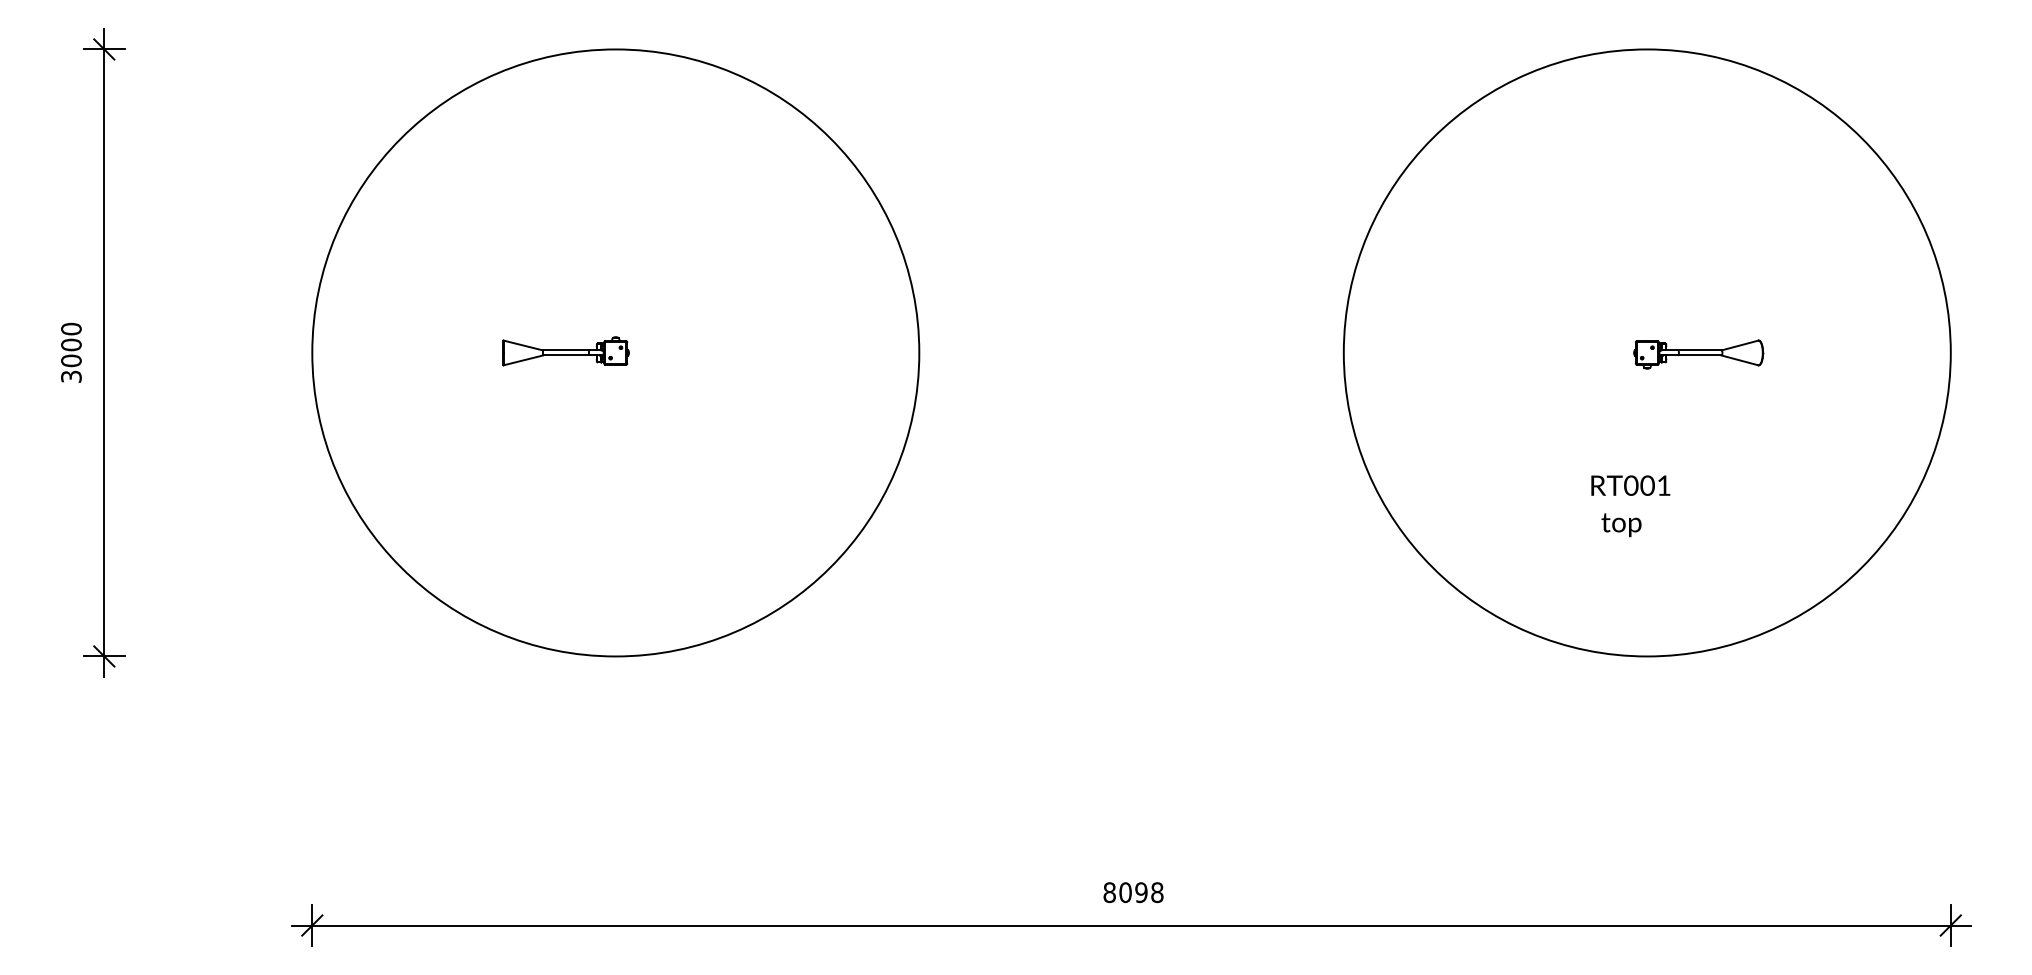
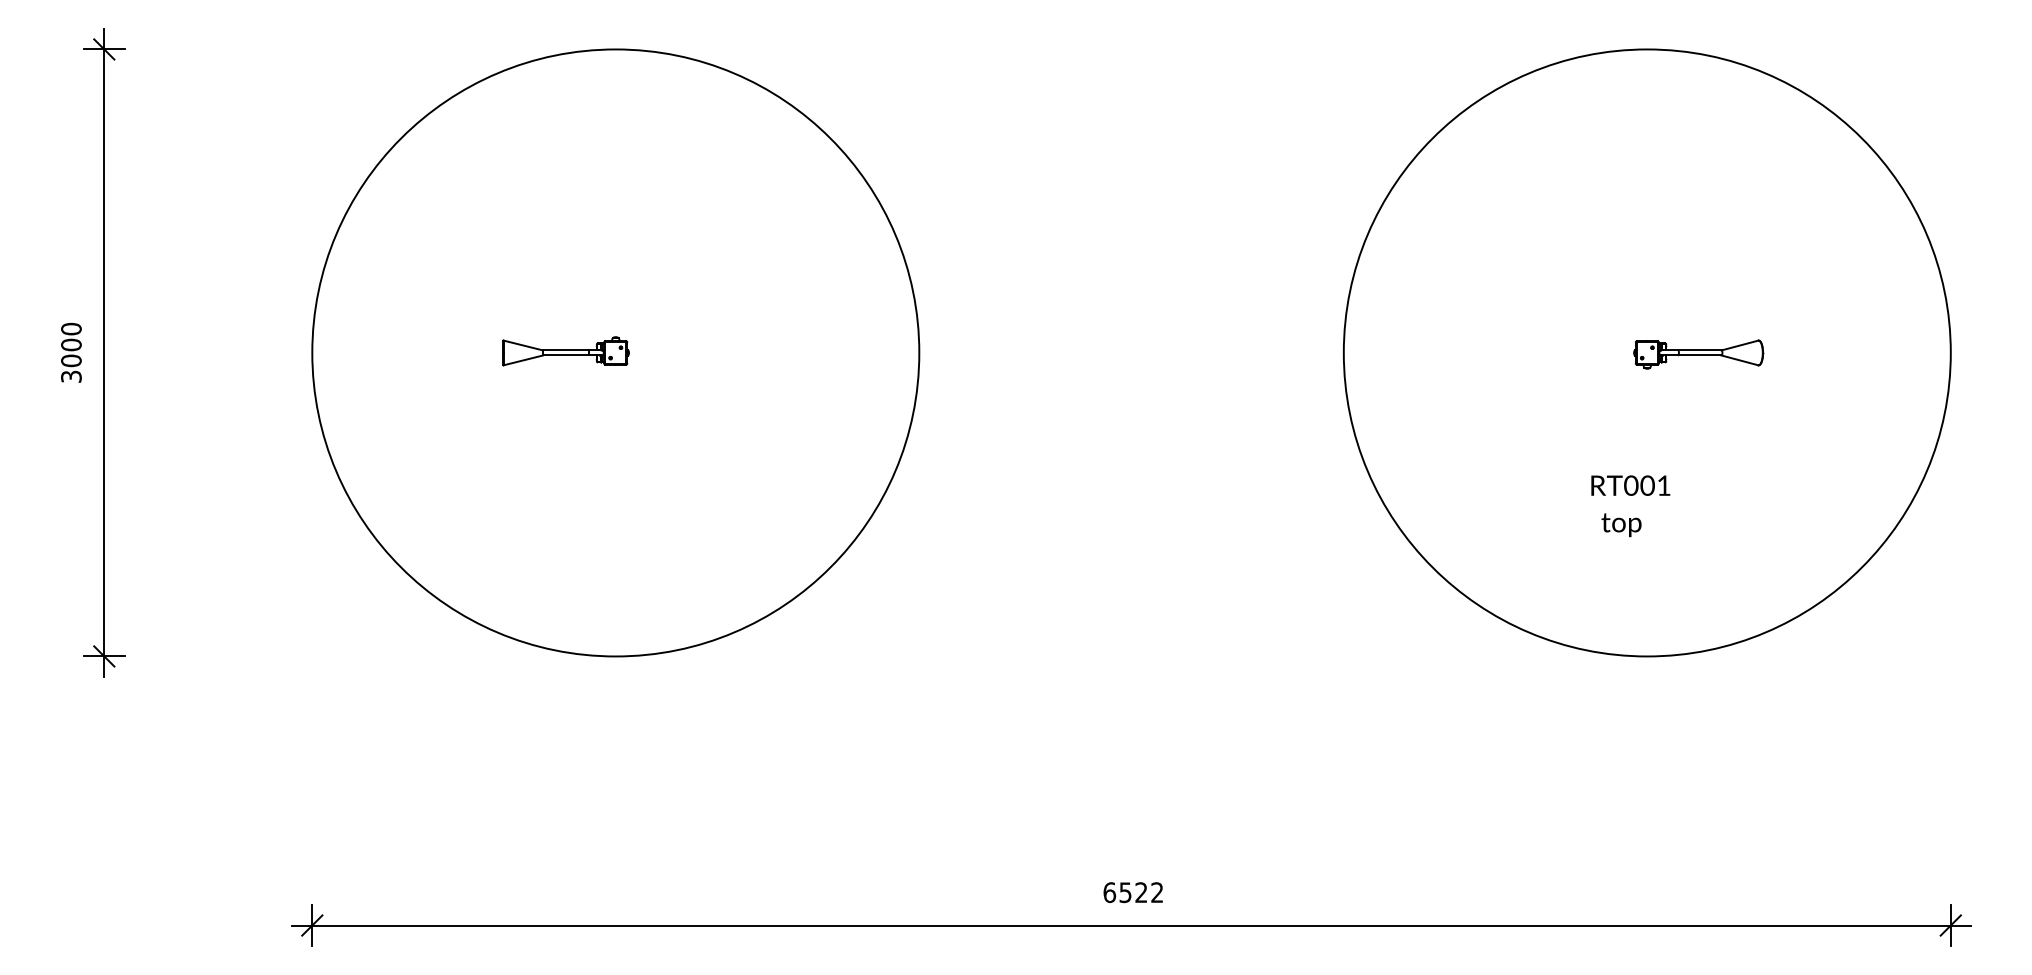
text: 8098 -> 6522 (1133, 892)
